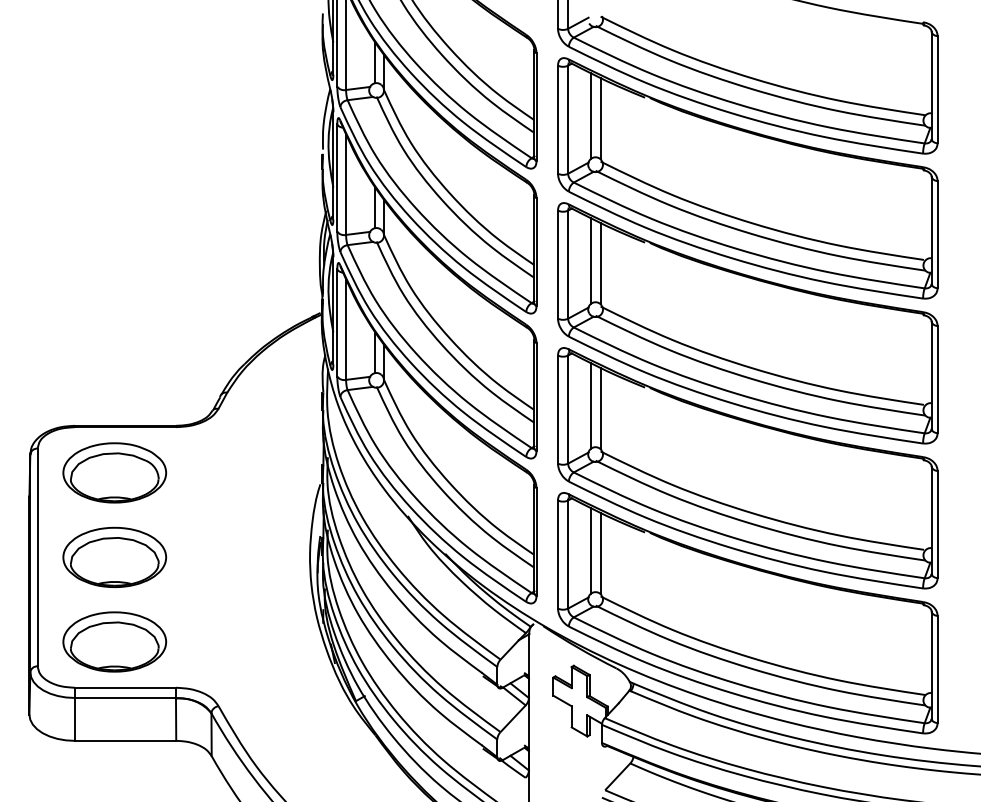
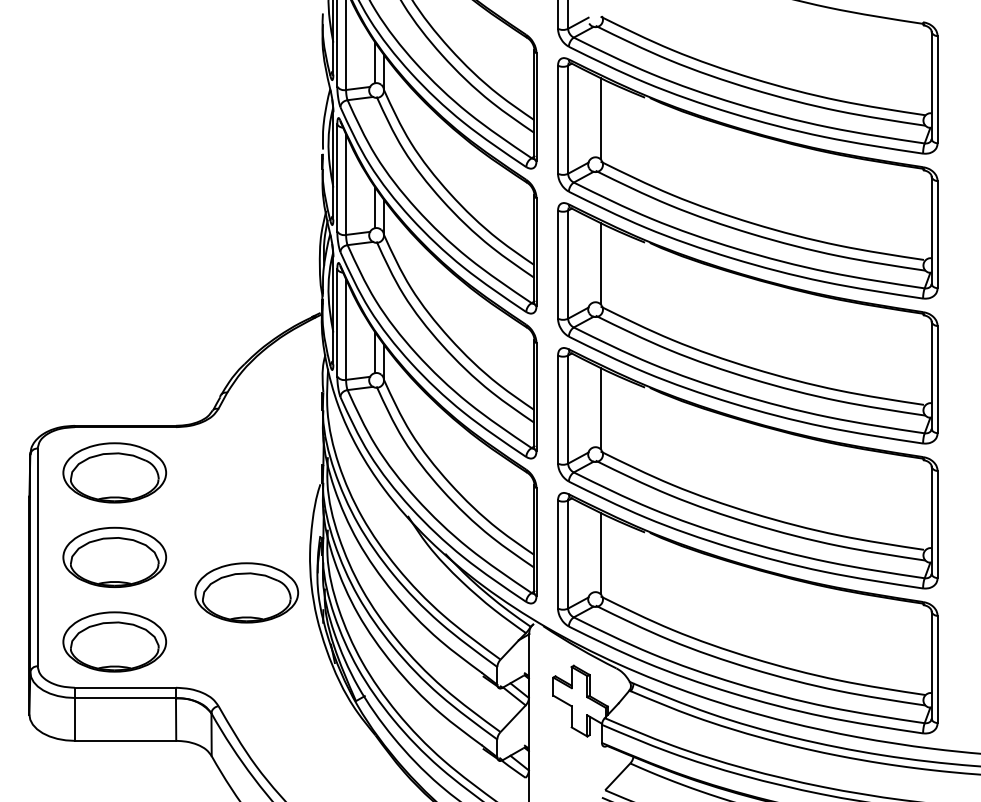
line: present -> none (590, 115)
line: present -> none (590, 260)
line: present -> none (590, 405)
line: present -> none (590, 550)
part: none -> present (246, 592)
